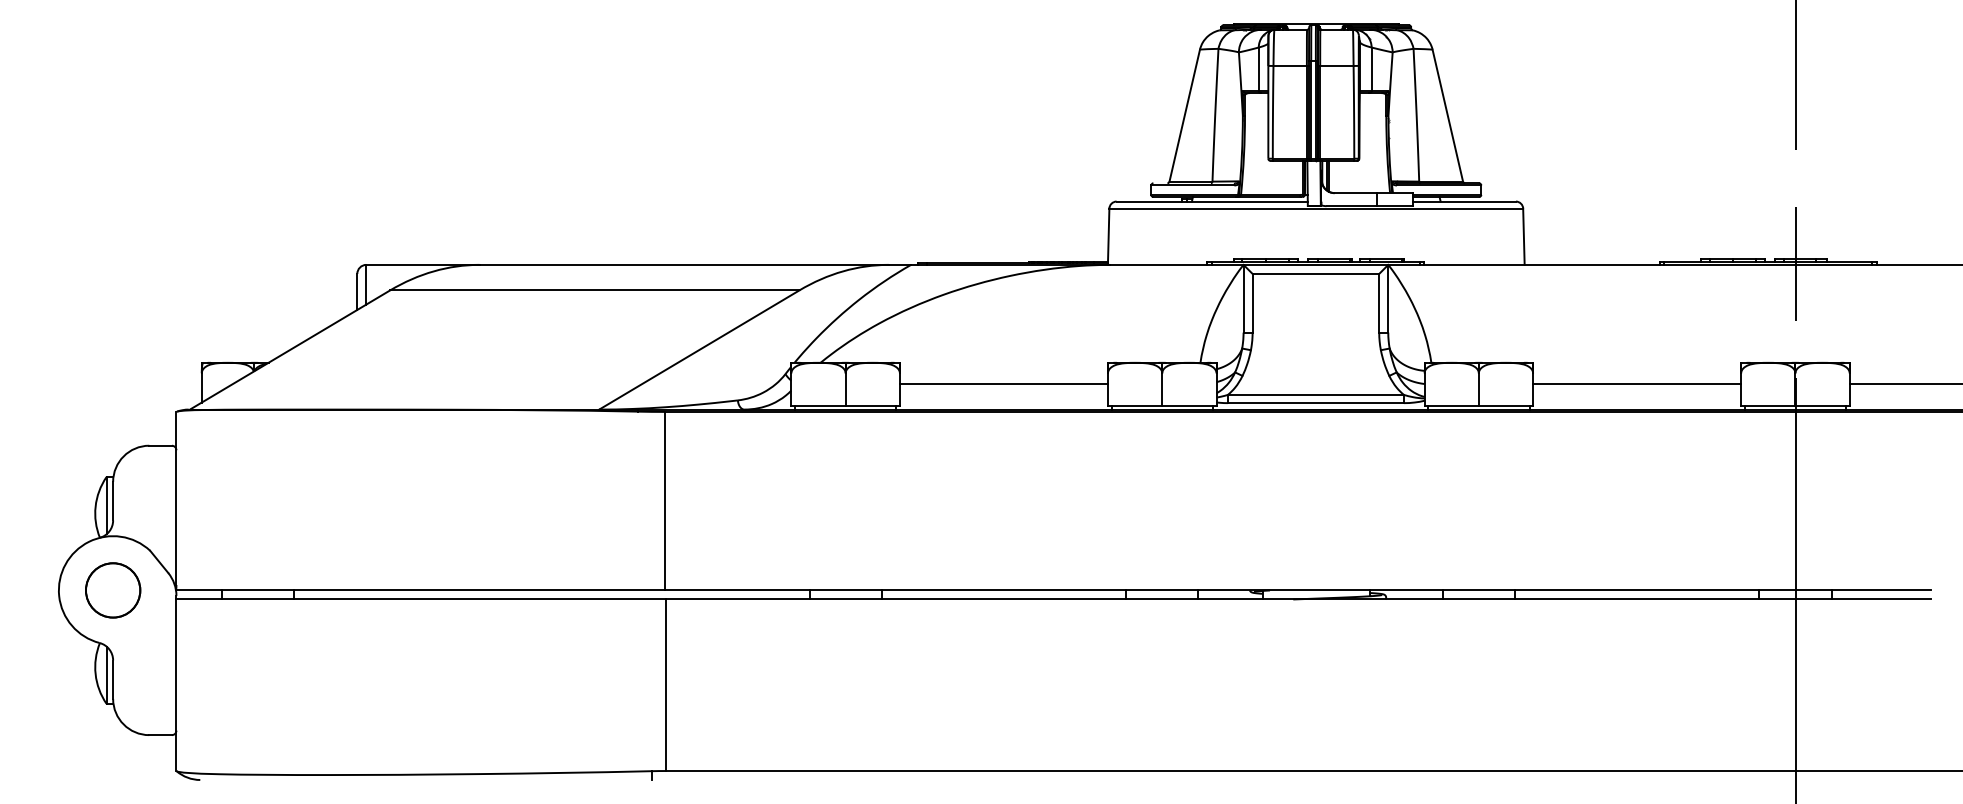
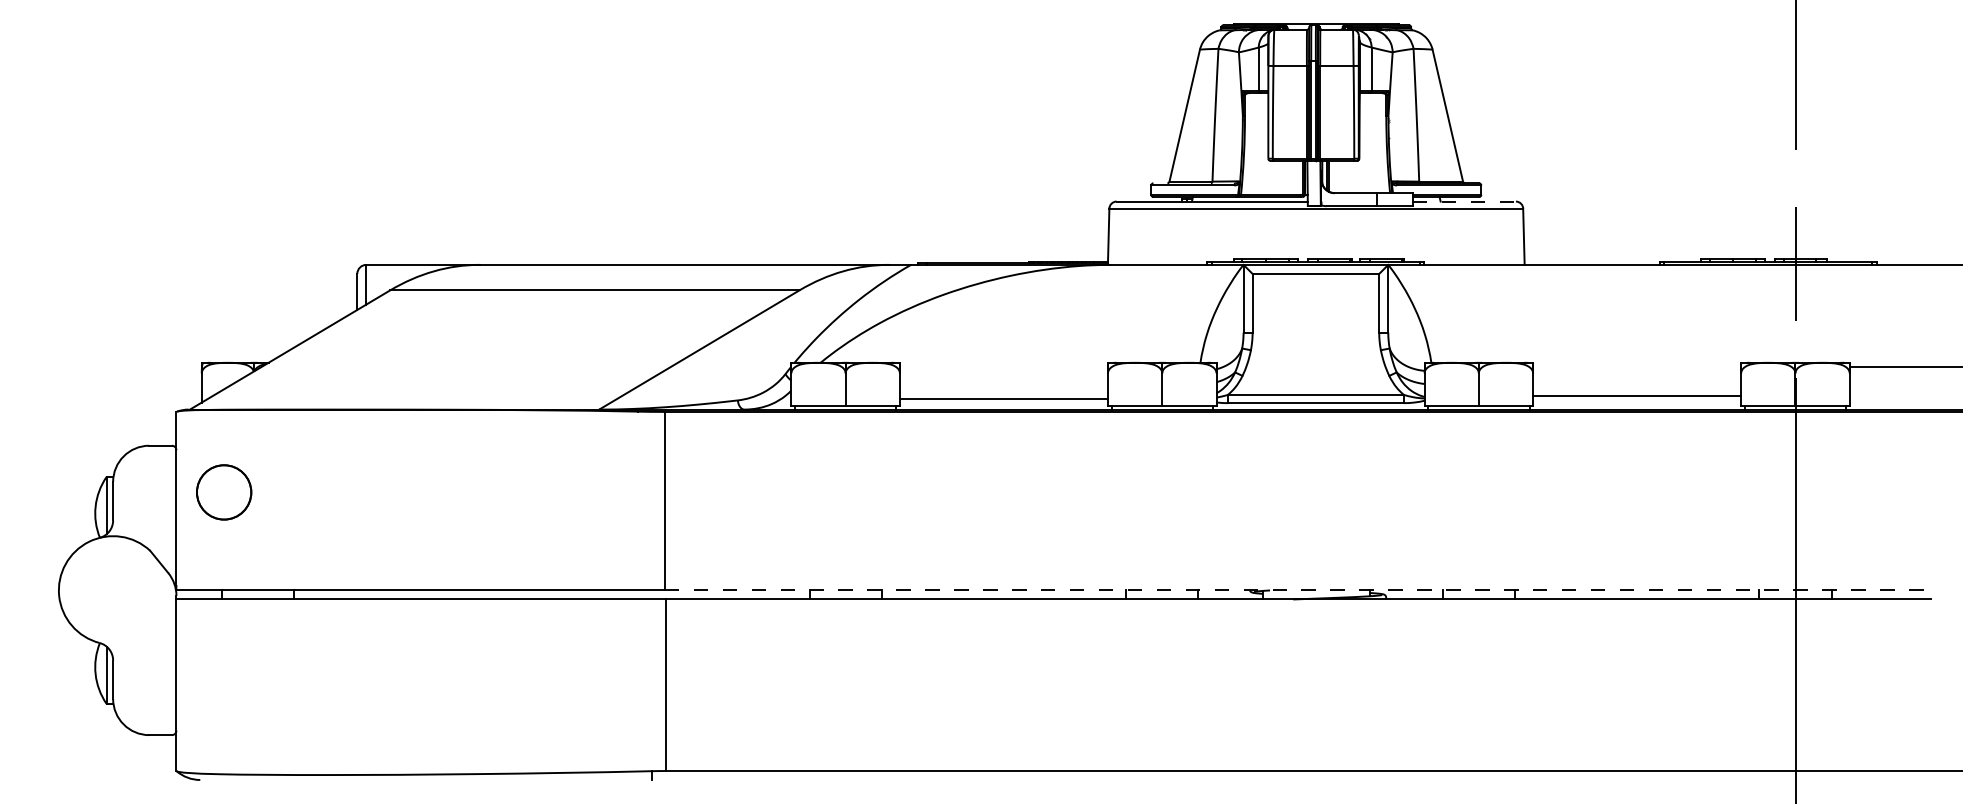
line: solid -> dashed (1464, 201)
line position: (1003, 384) -> (1003, 399) (1003, 399)
line position: (1637, 384) -> (1637, 396) (1637, 396)
line position: (1904, 384) -> (1904, 367) (1904, 367)
circle position: (113, 590) -> (224, 492) (224, 492)
line: solid -> dashed (1298, 590)
